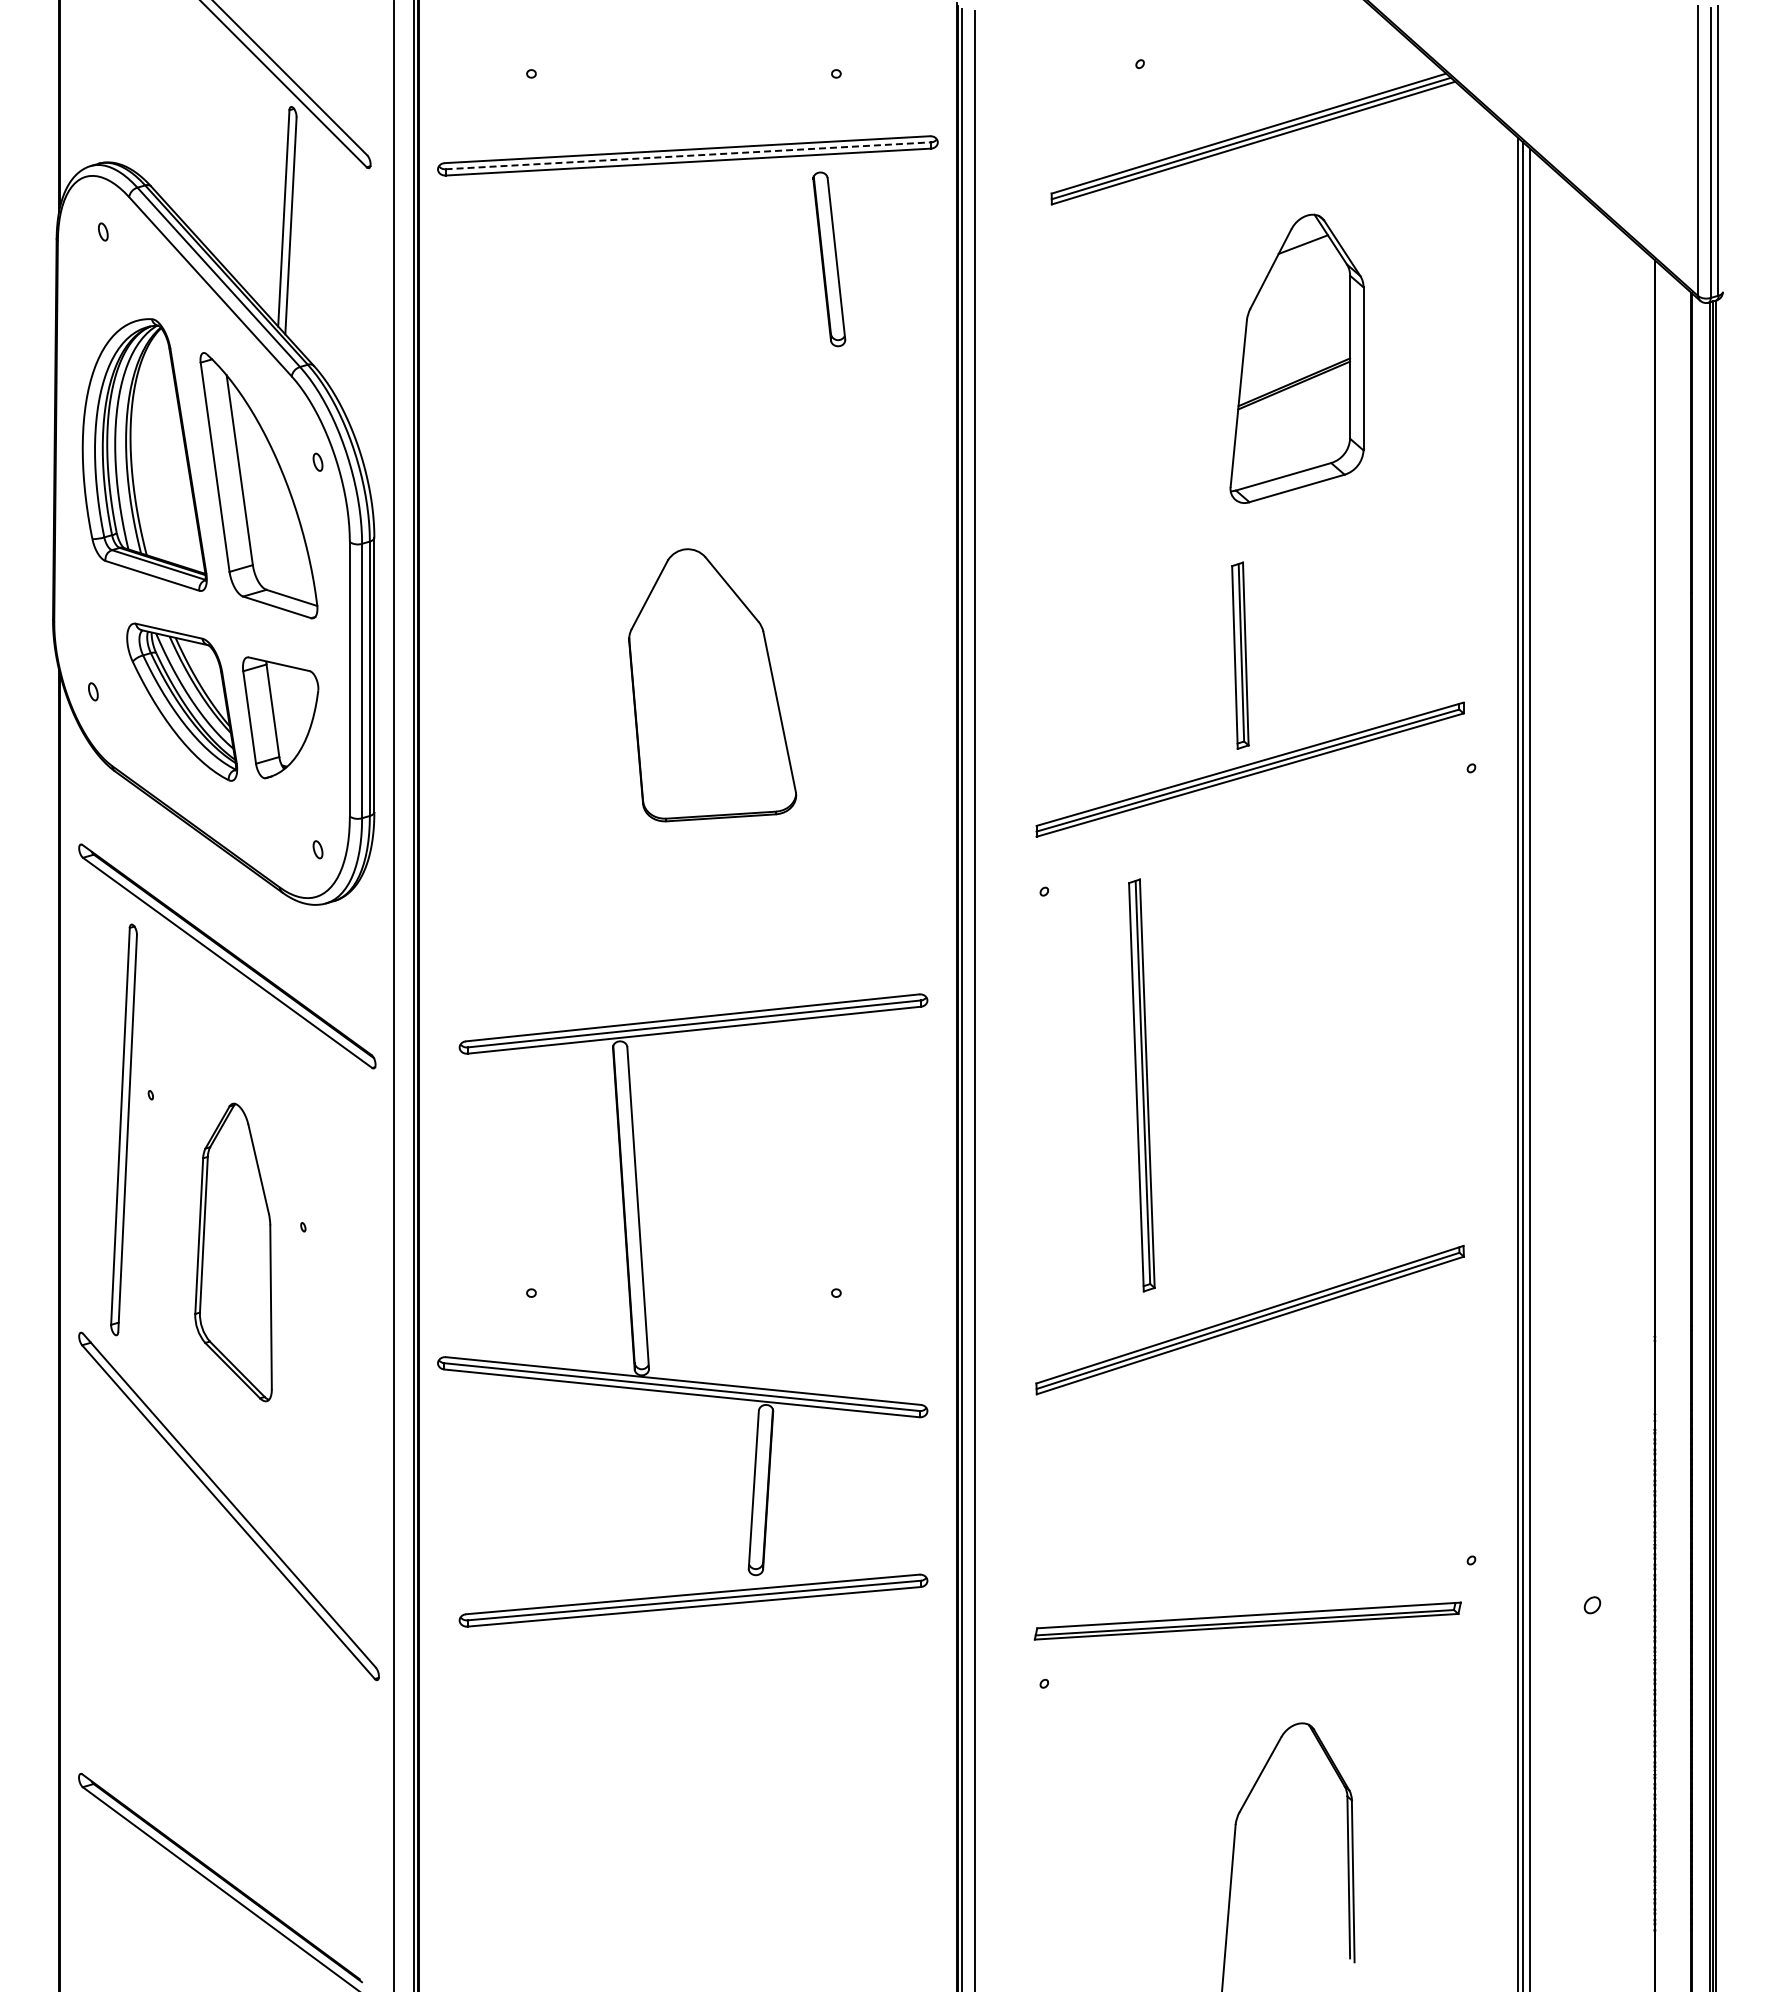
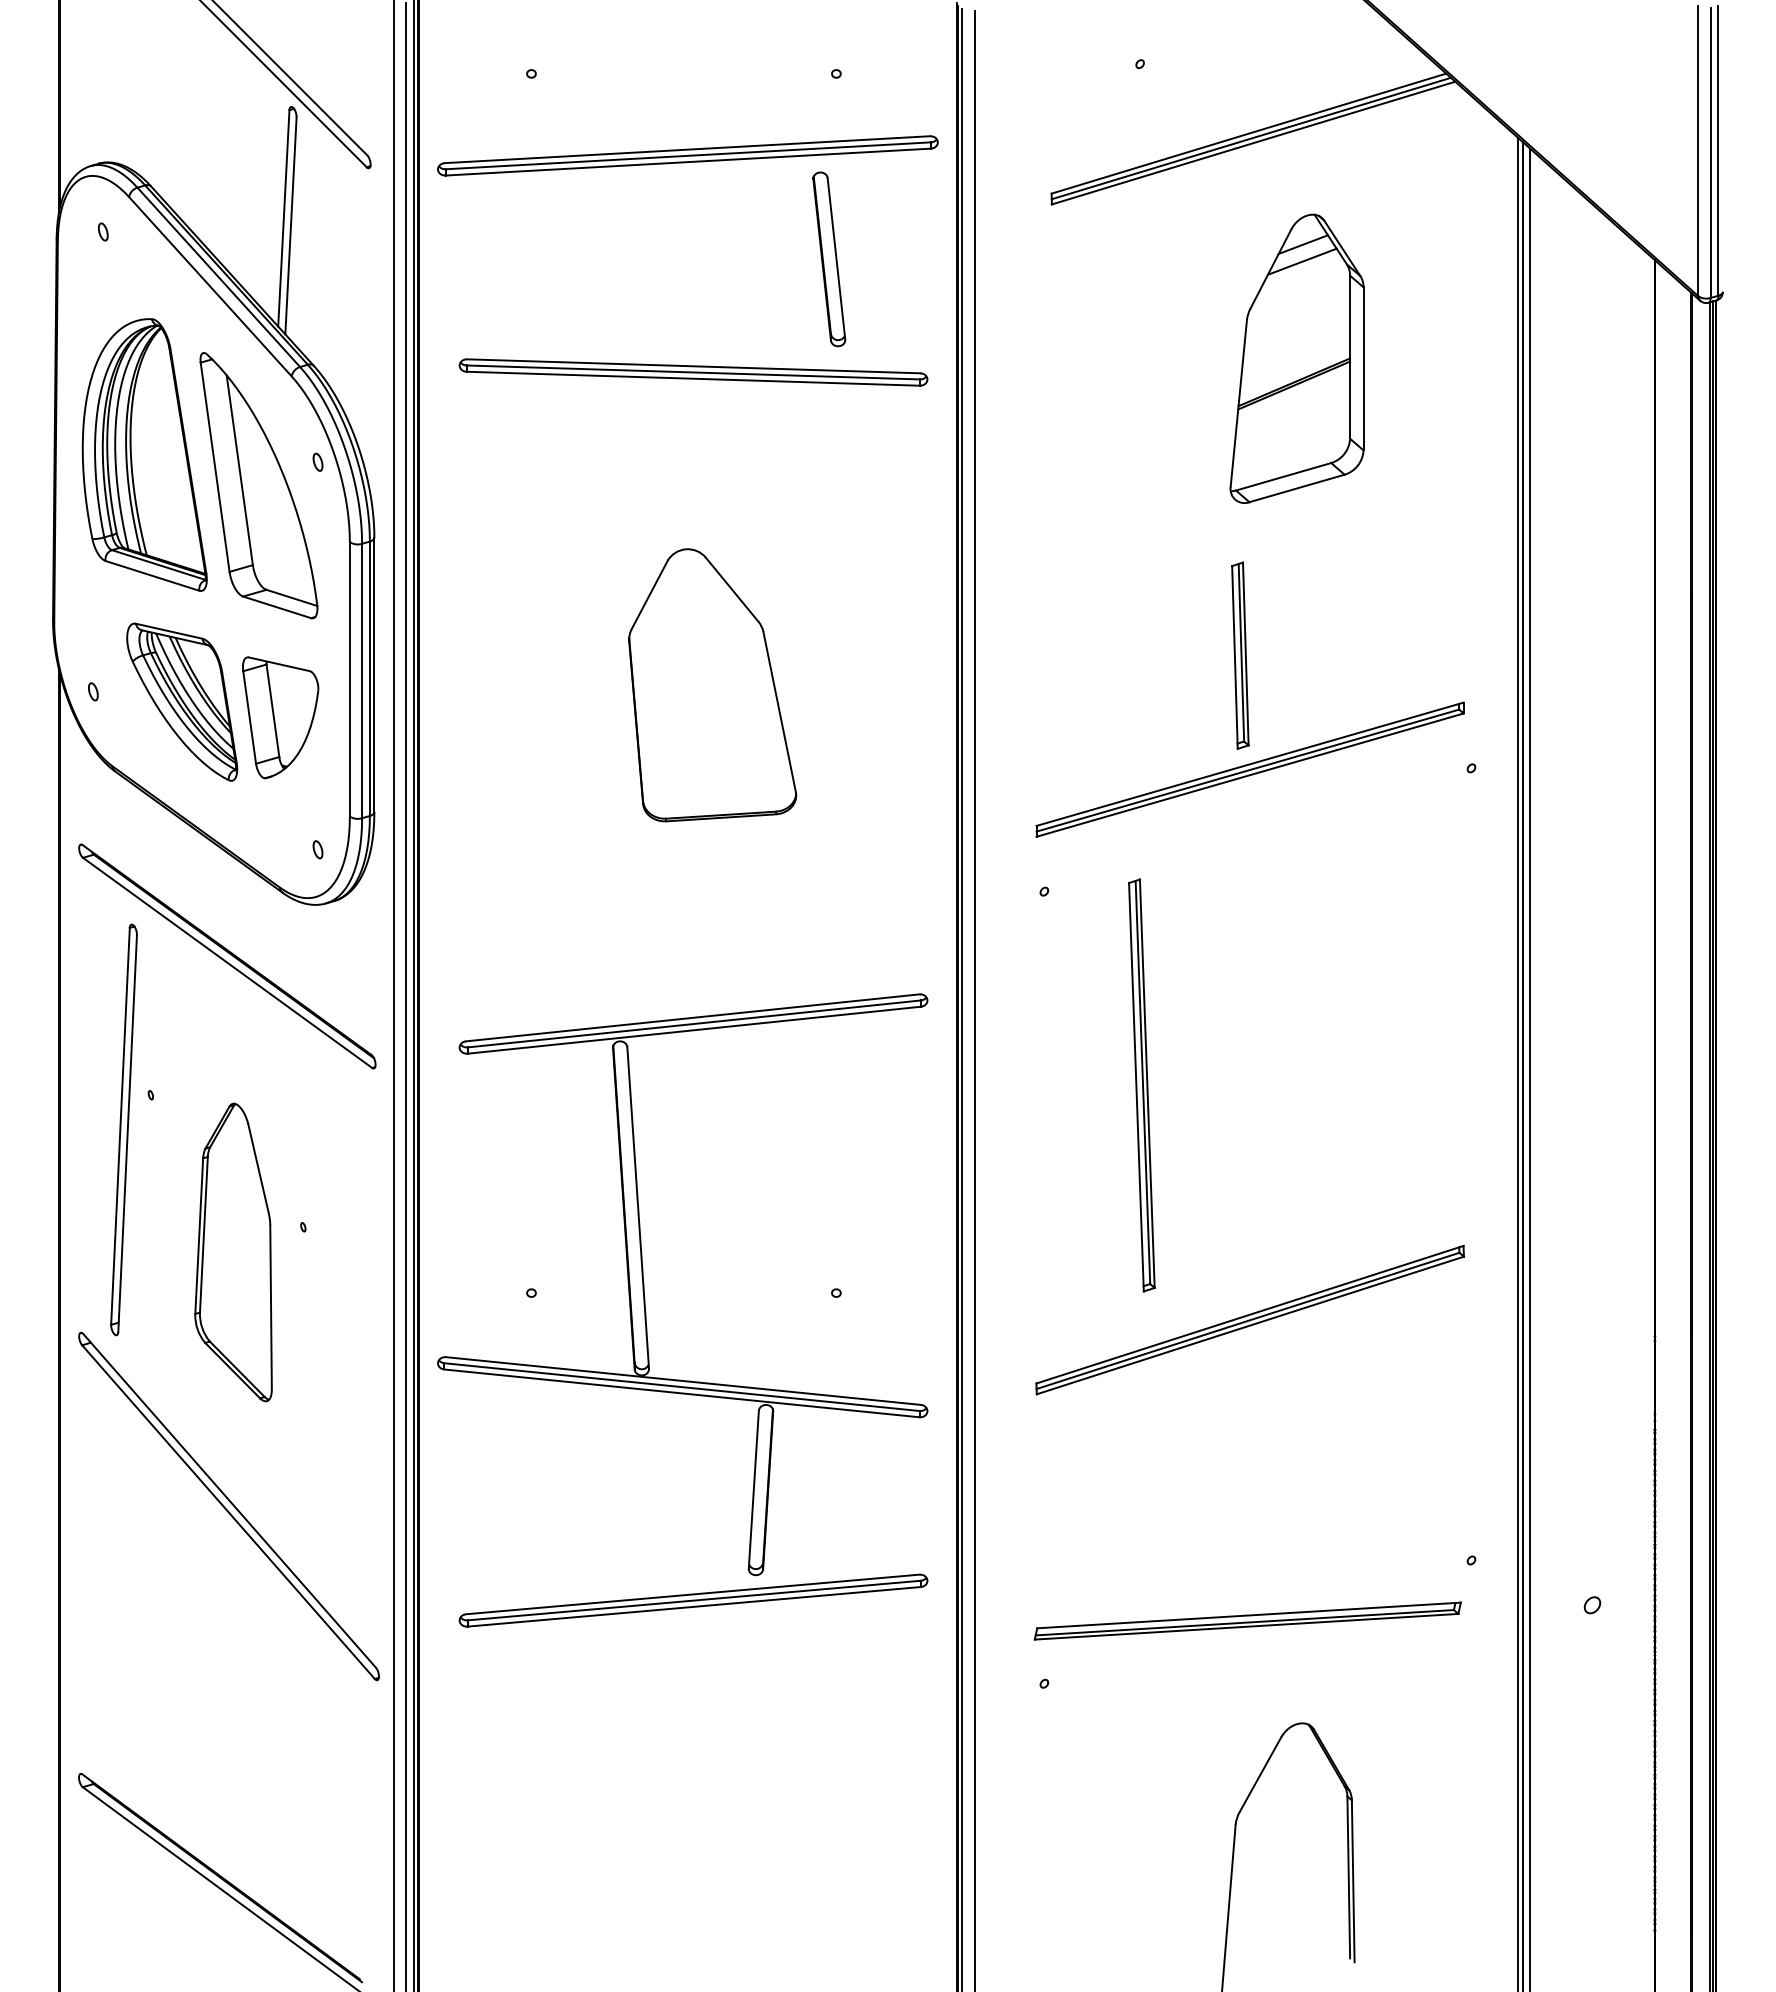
line: dashed -> solid (688, 155)
line: none -> present (1301, 261)
part: none -> present (693, 372)
line: none -> present (406, 995)
